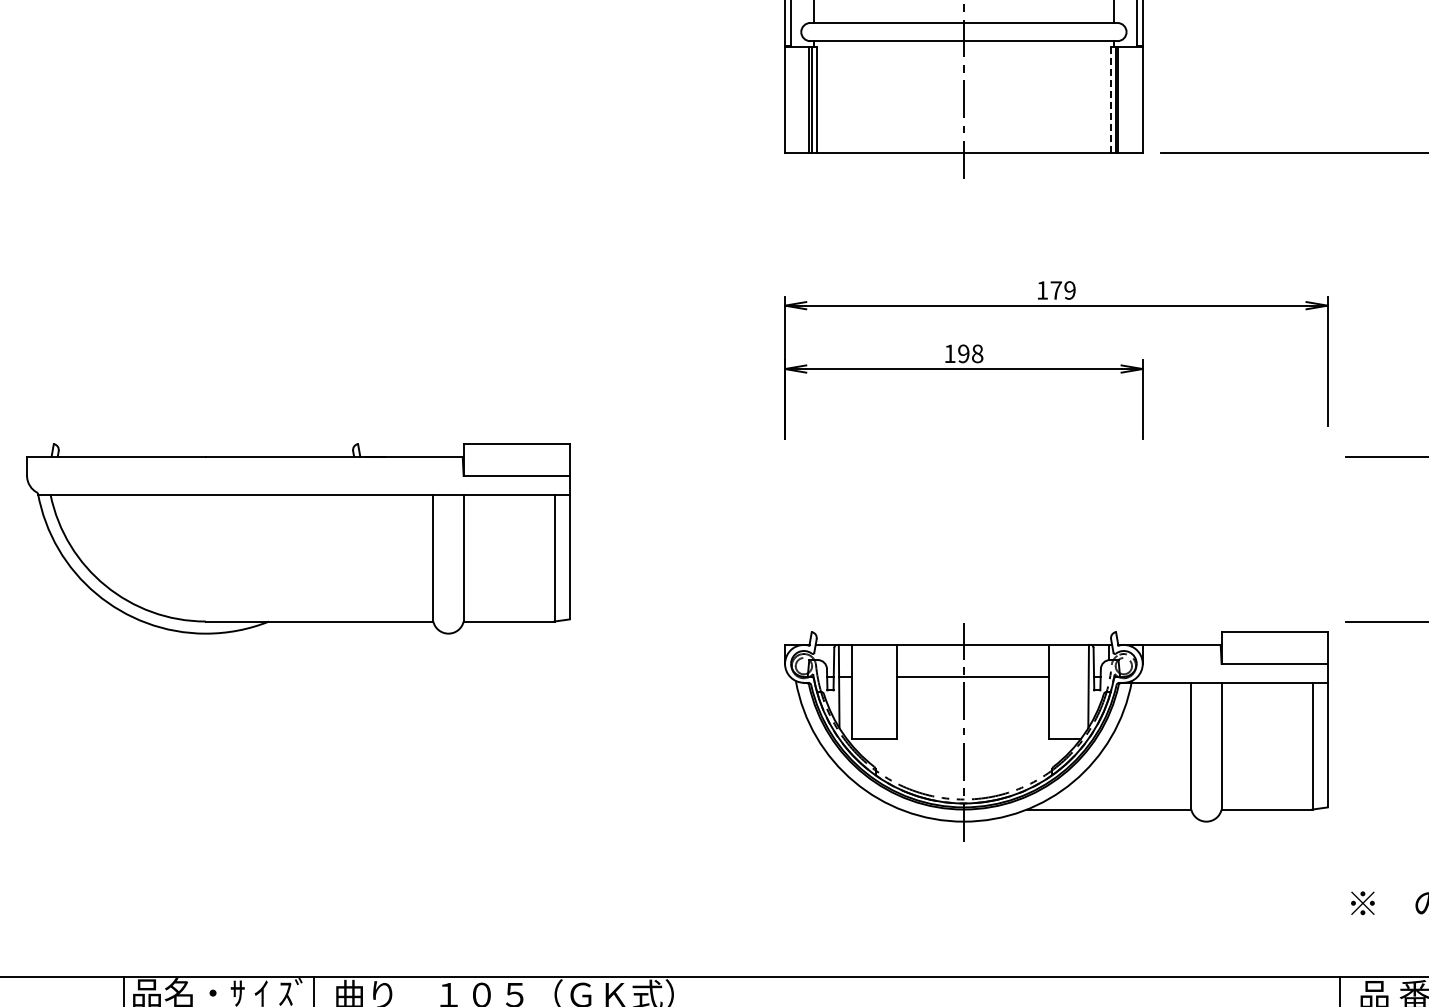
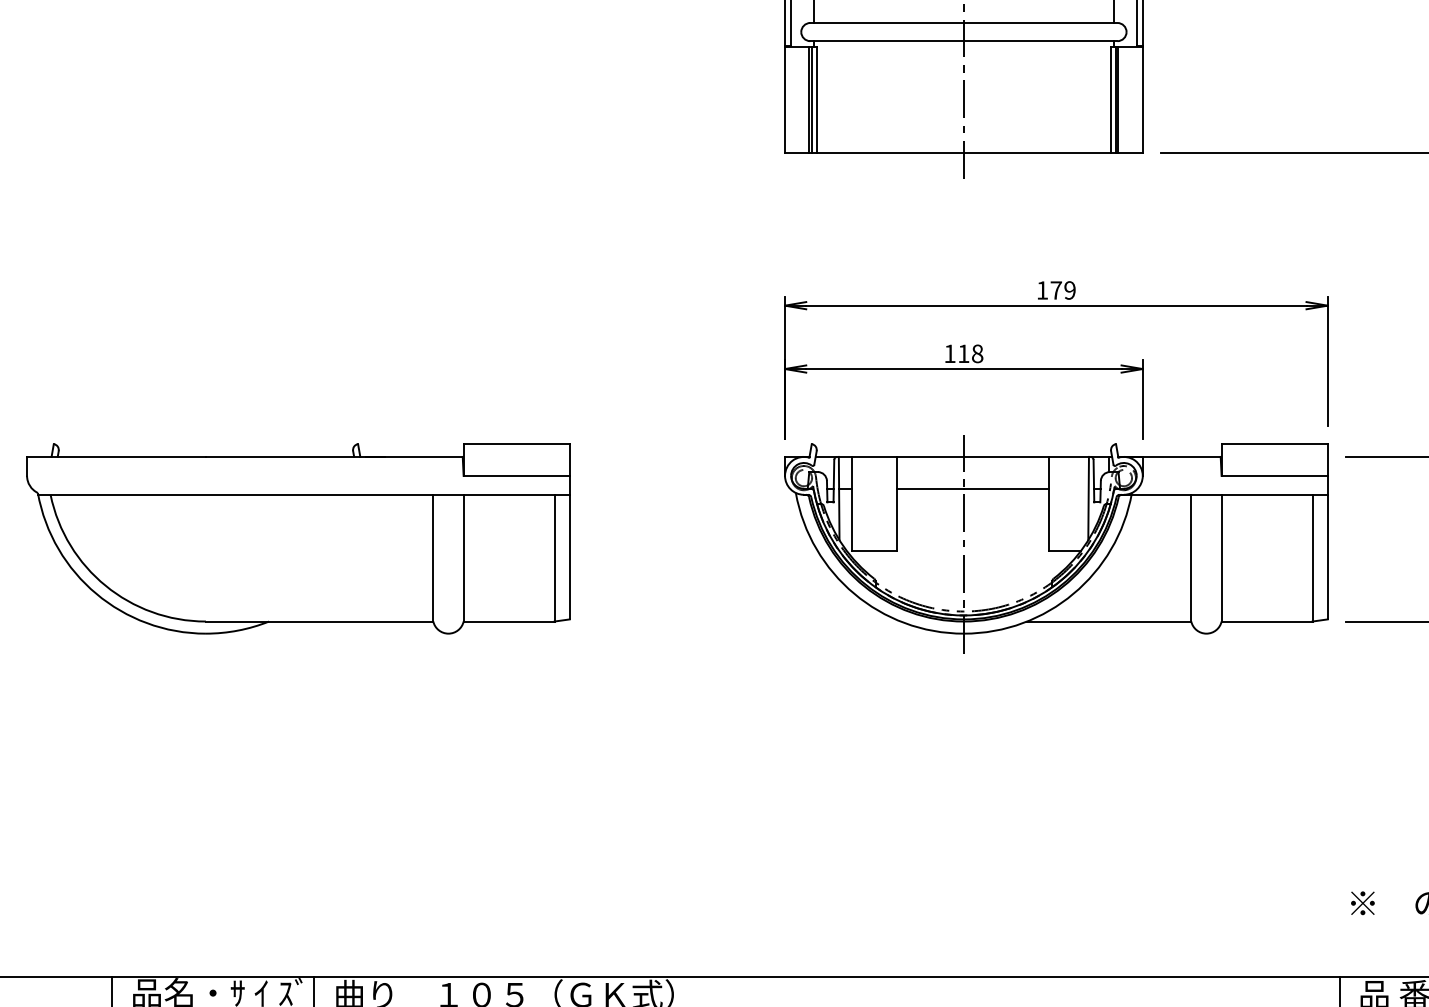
line: dashed -> solid (1111, 99)
text: 198 -> 118 (963, 353)
part position: (1056, 732) -> (1056, 544) (1056, 544)
line position: (124, 989) -> (112, 989) (112, 989)
